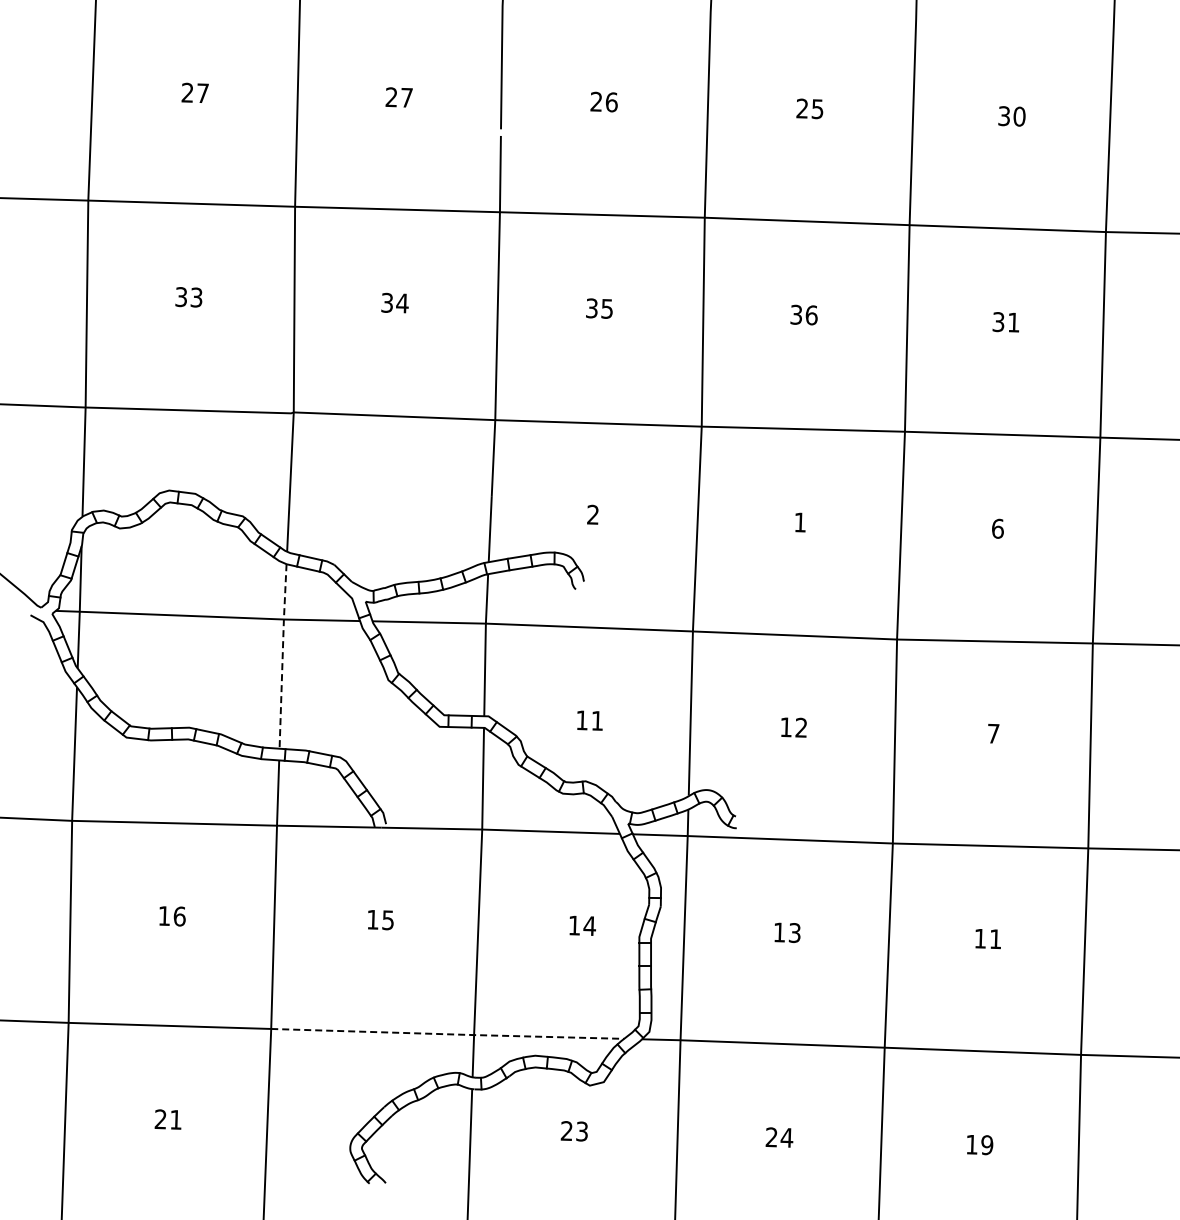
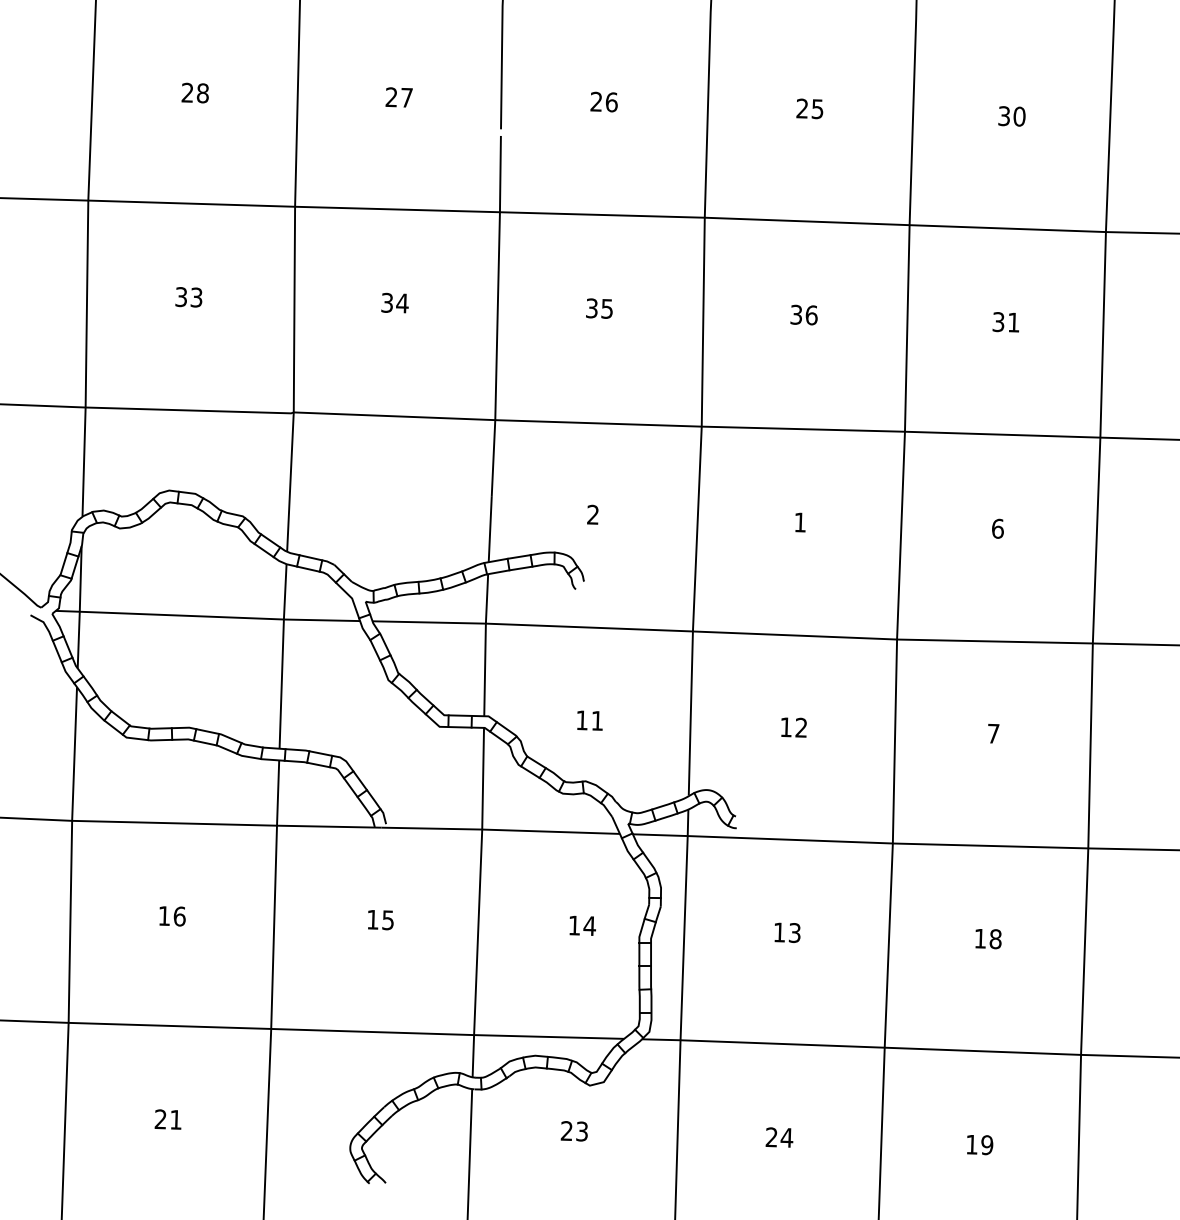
text: 27 -> 28 (202, 93)
line: dashed -> solid (282, 656)
text: 11 -> 18 (995, 939)
line: dashed -> solid (449, 1034)
